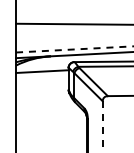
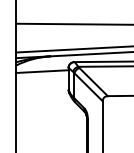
line: dashed -> solid (74, 49)
line: dashed -> solid (102, 127)
